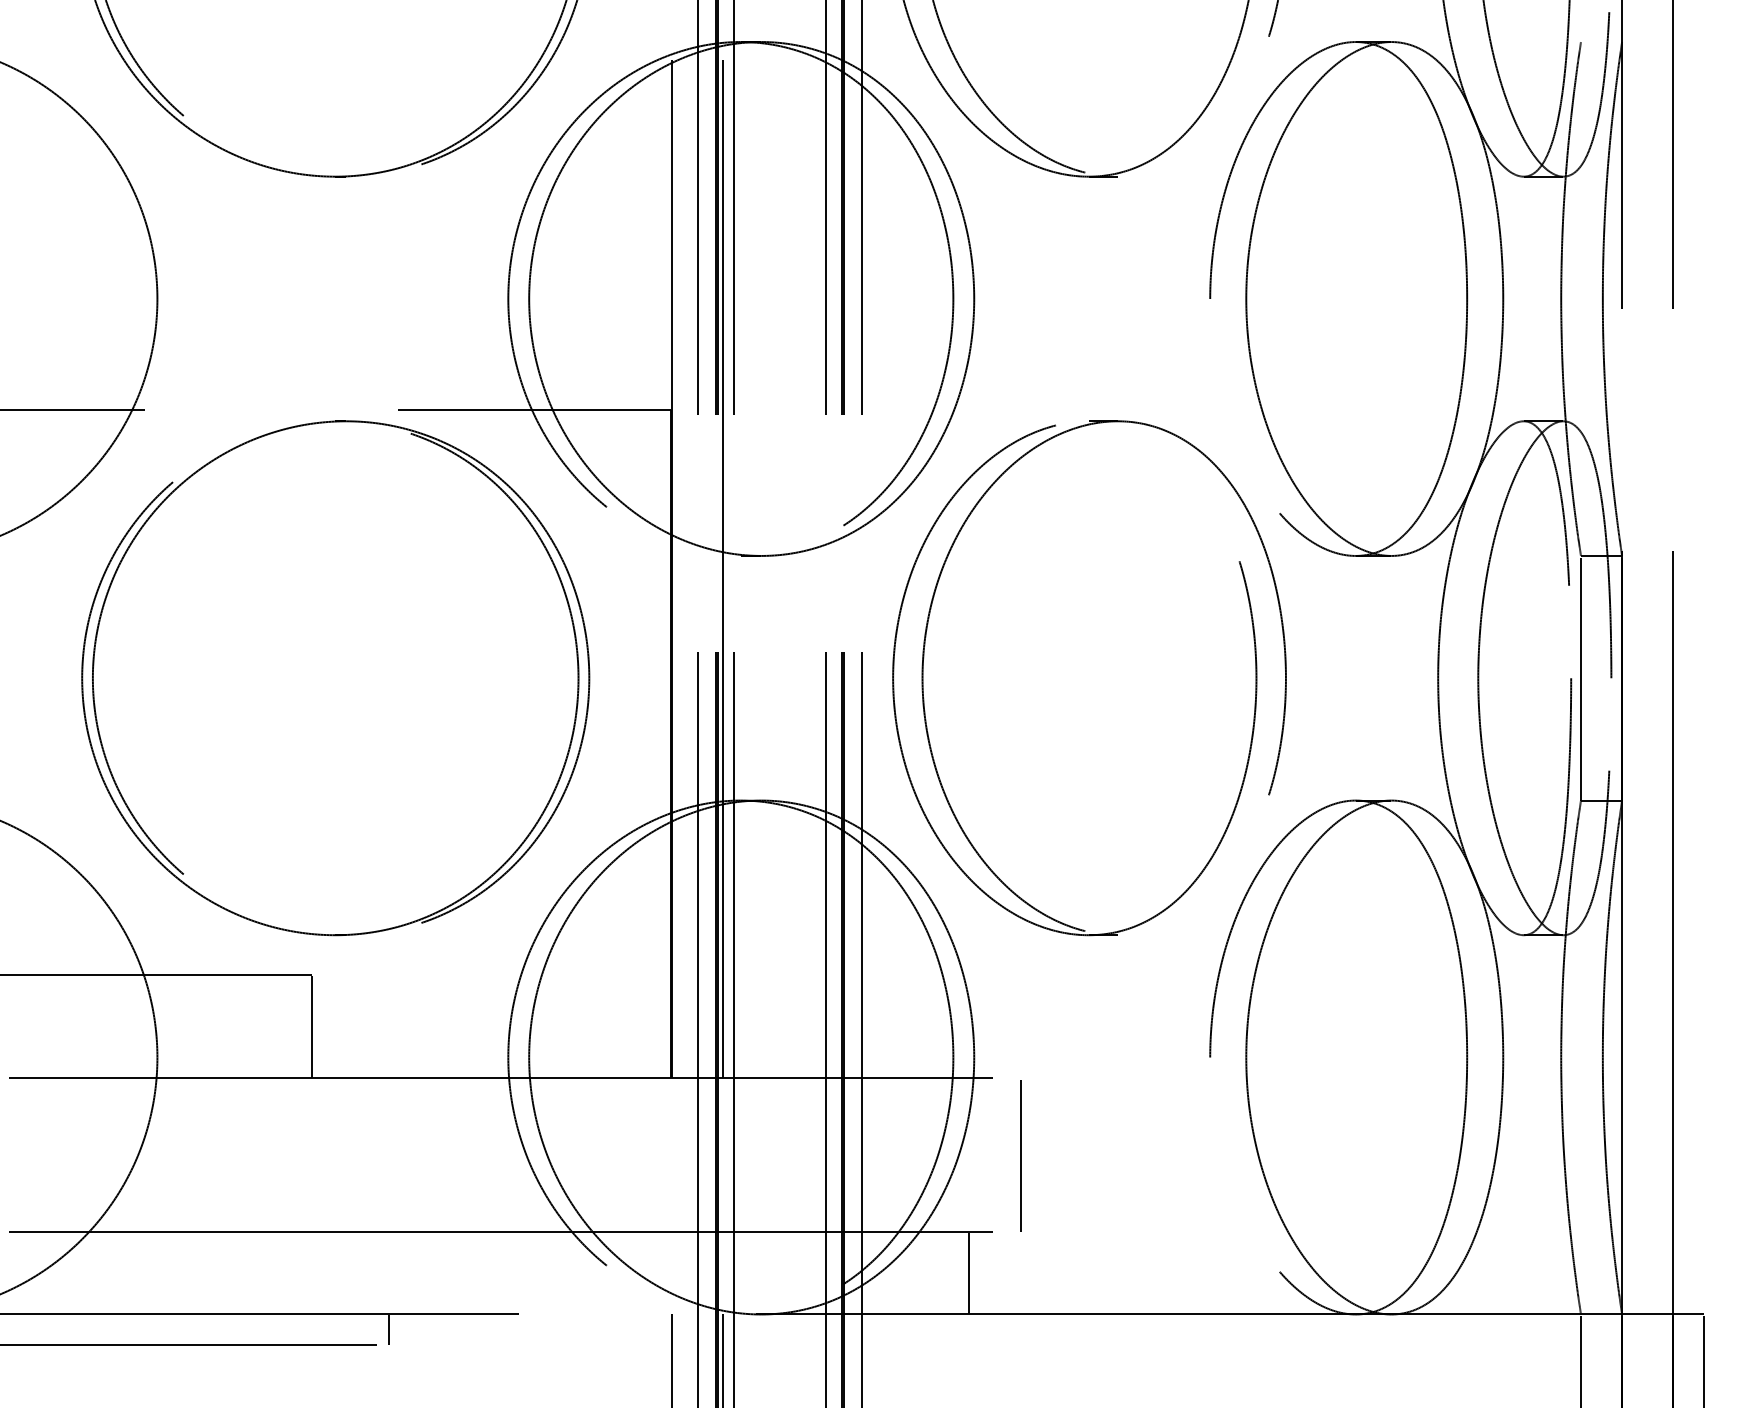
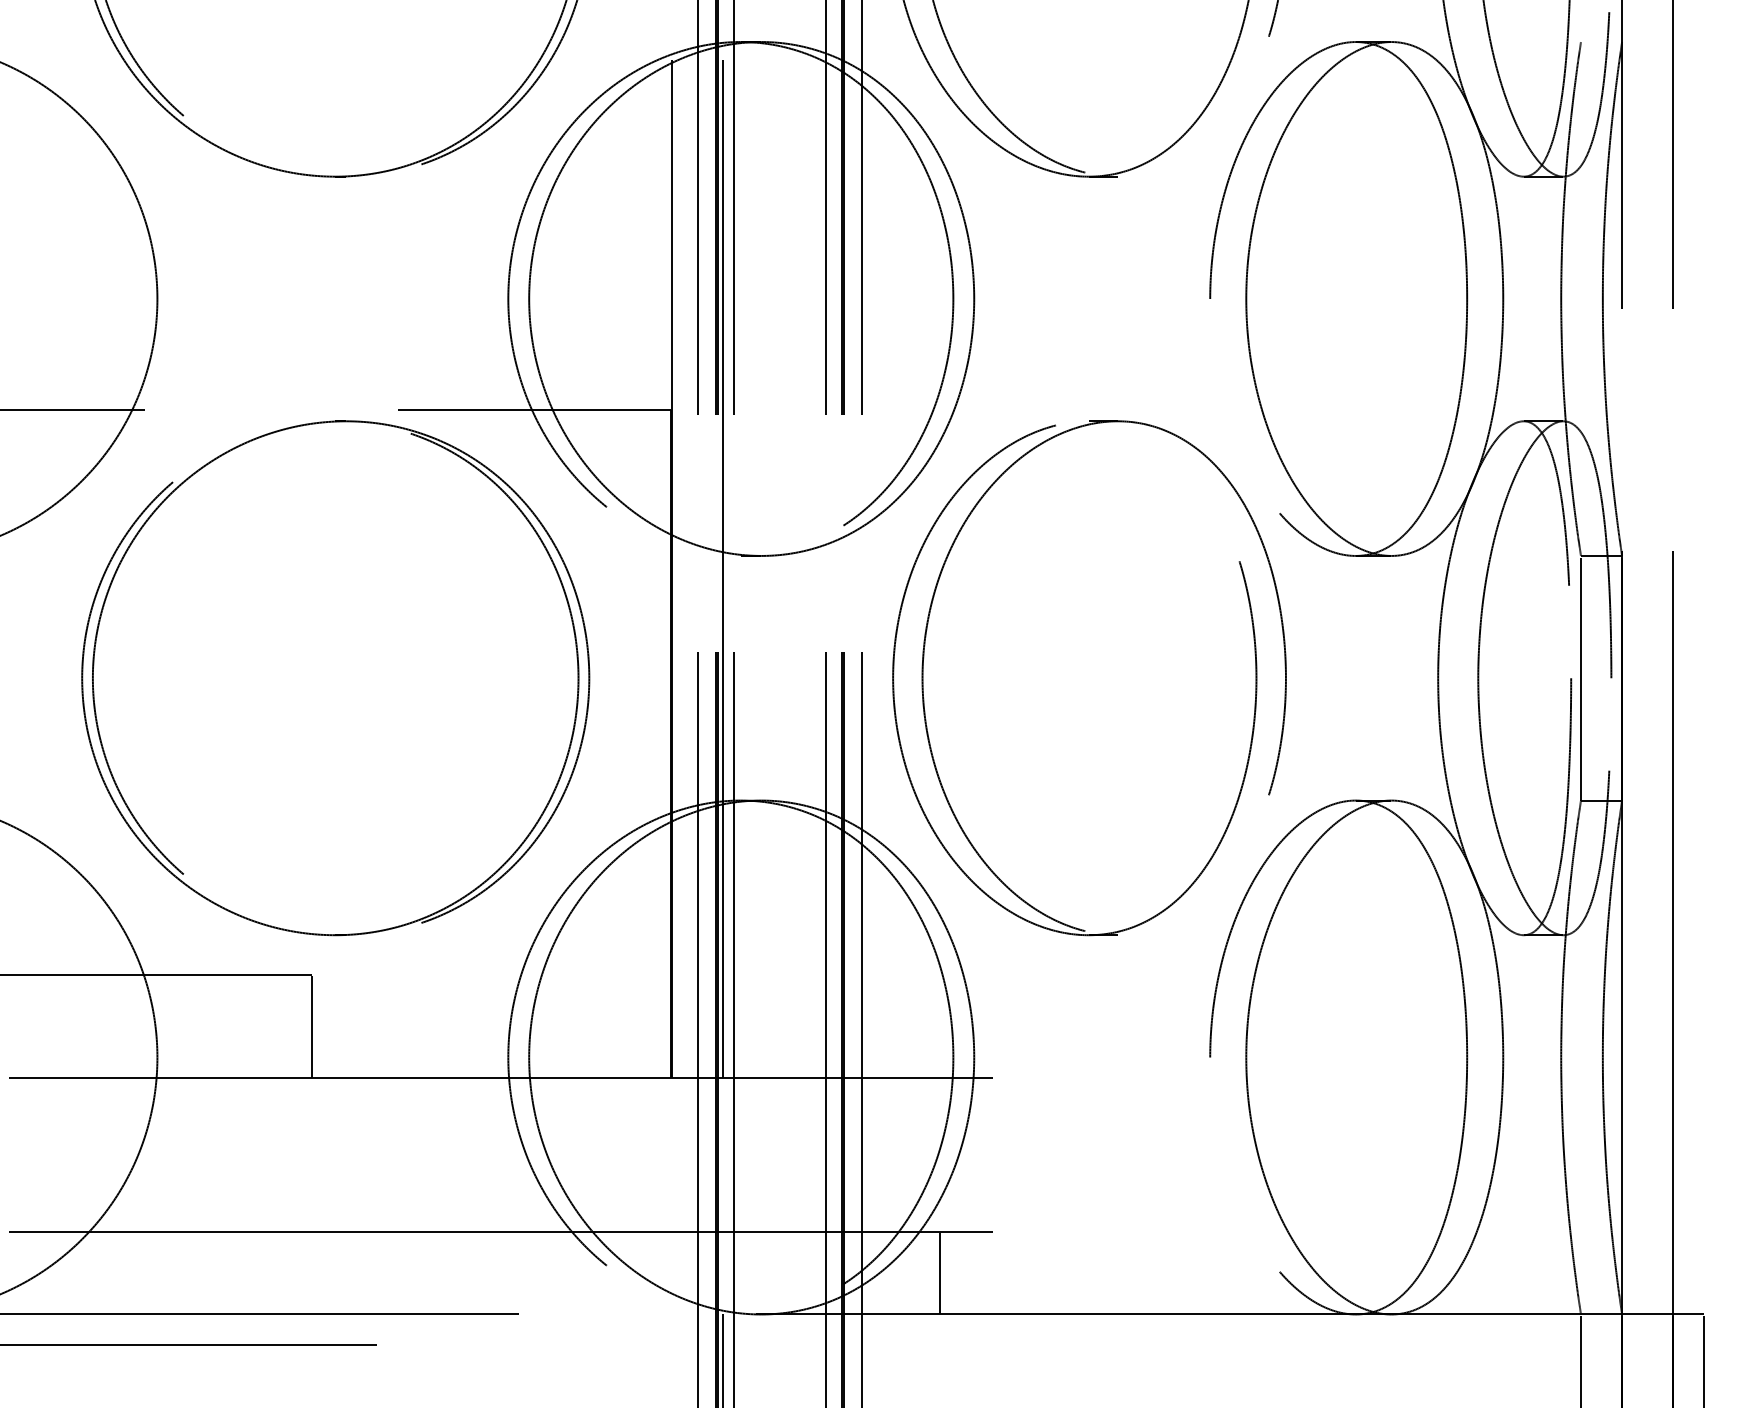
line: present -> none (1020, 1155)
line position: (969, 1273) -> (940, 1273) (940, 1273)
line: present -> none (388, 1329)
line: present -> none (672, 1359)
